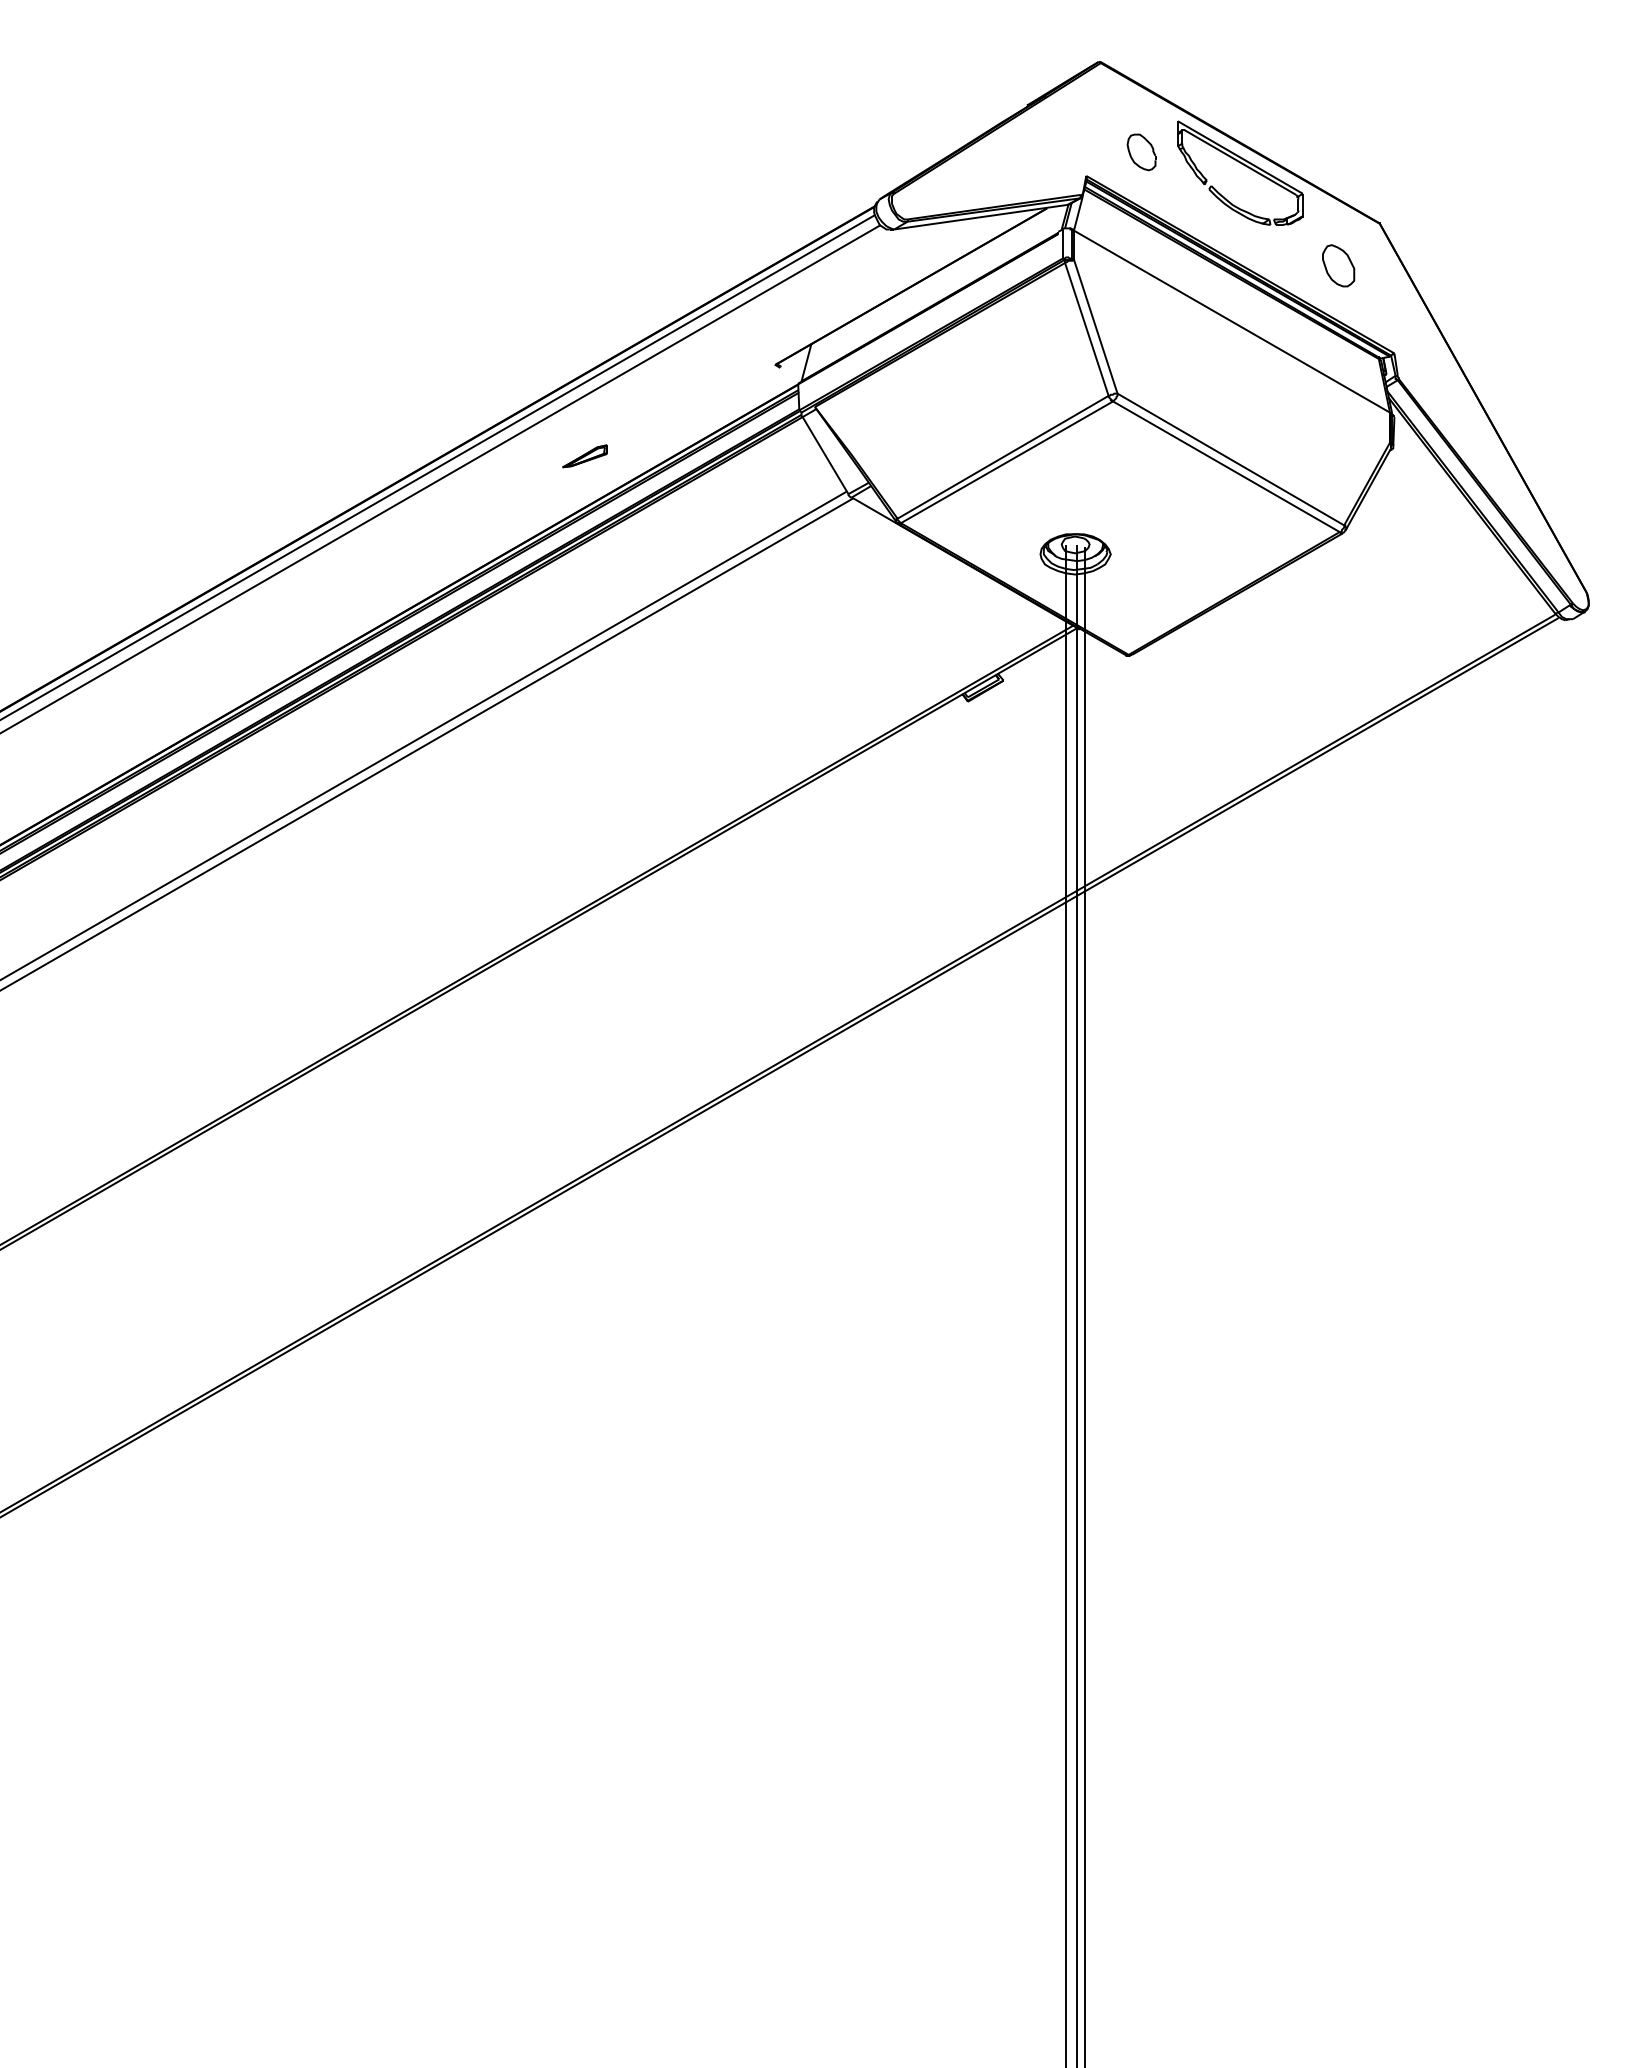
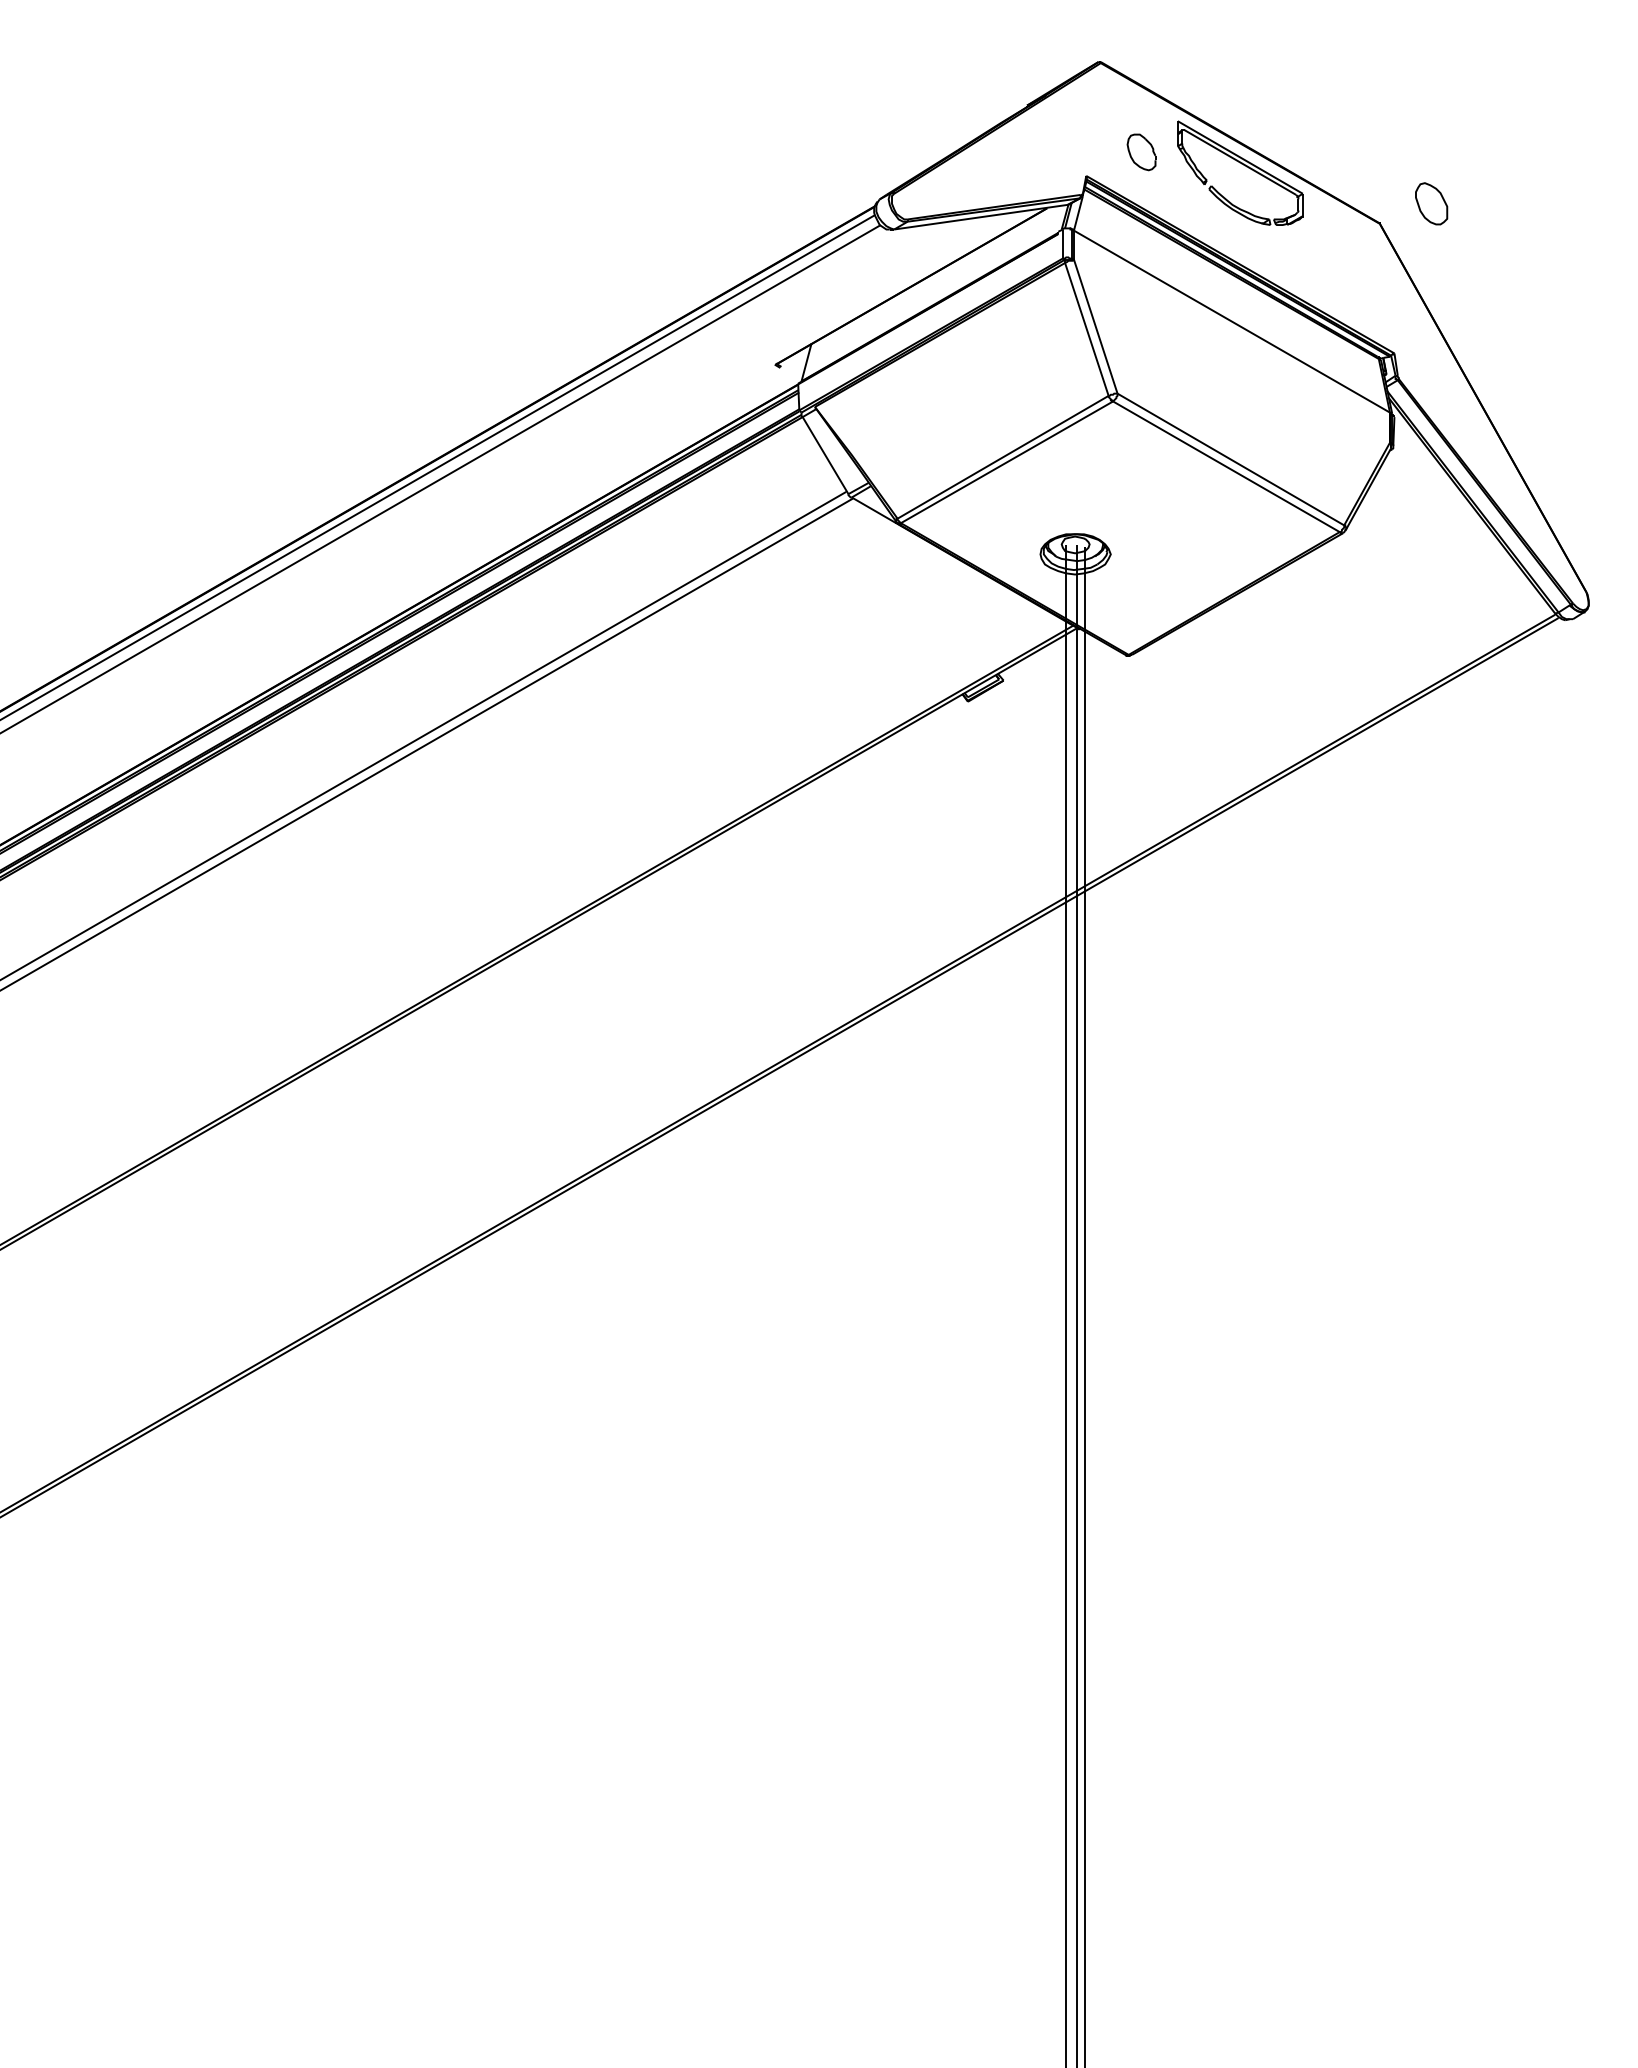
part position: (1338, 265) -> (1431, 203) (1431, 203)
part: present -> none (584, 456)
